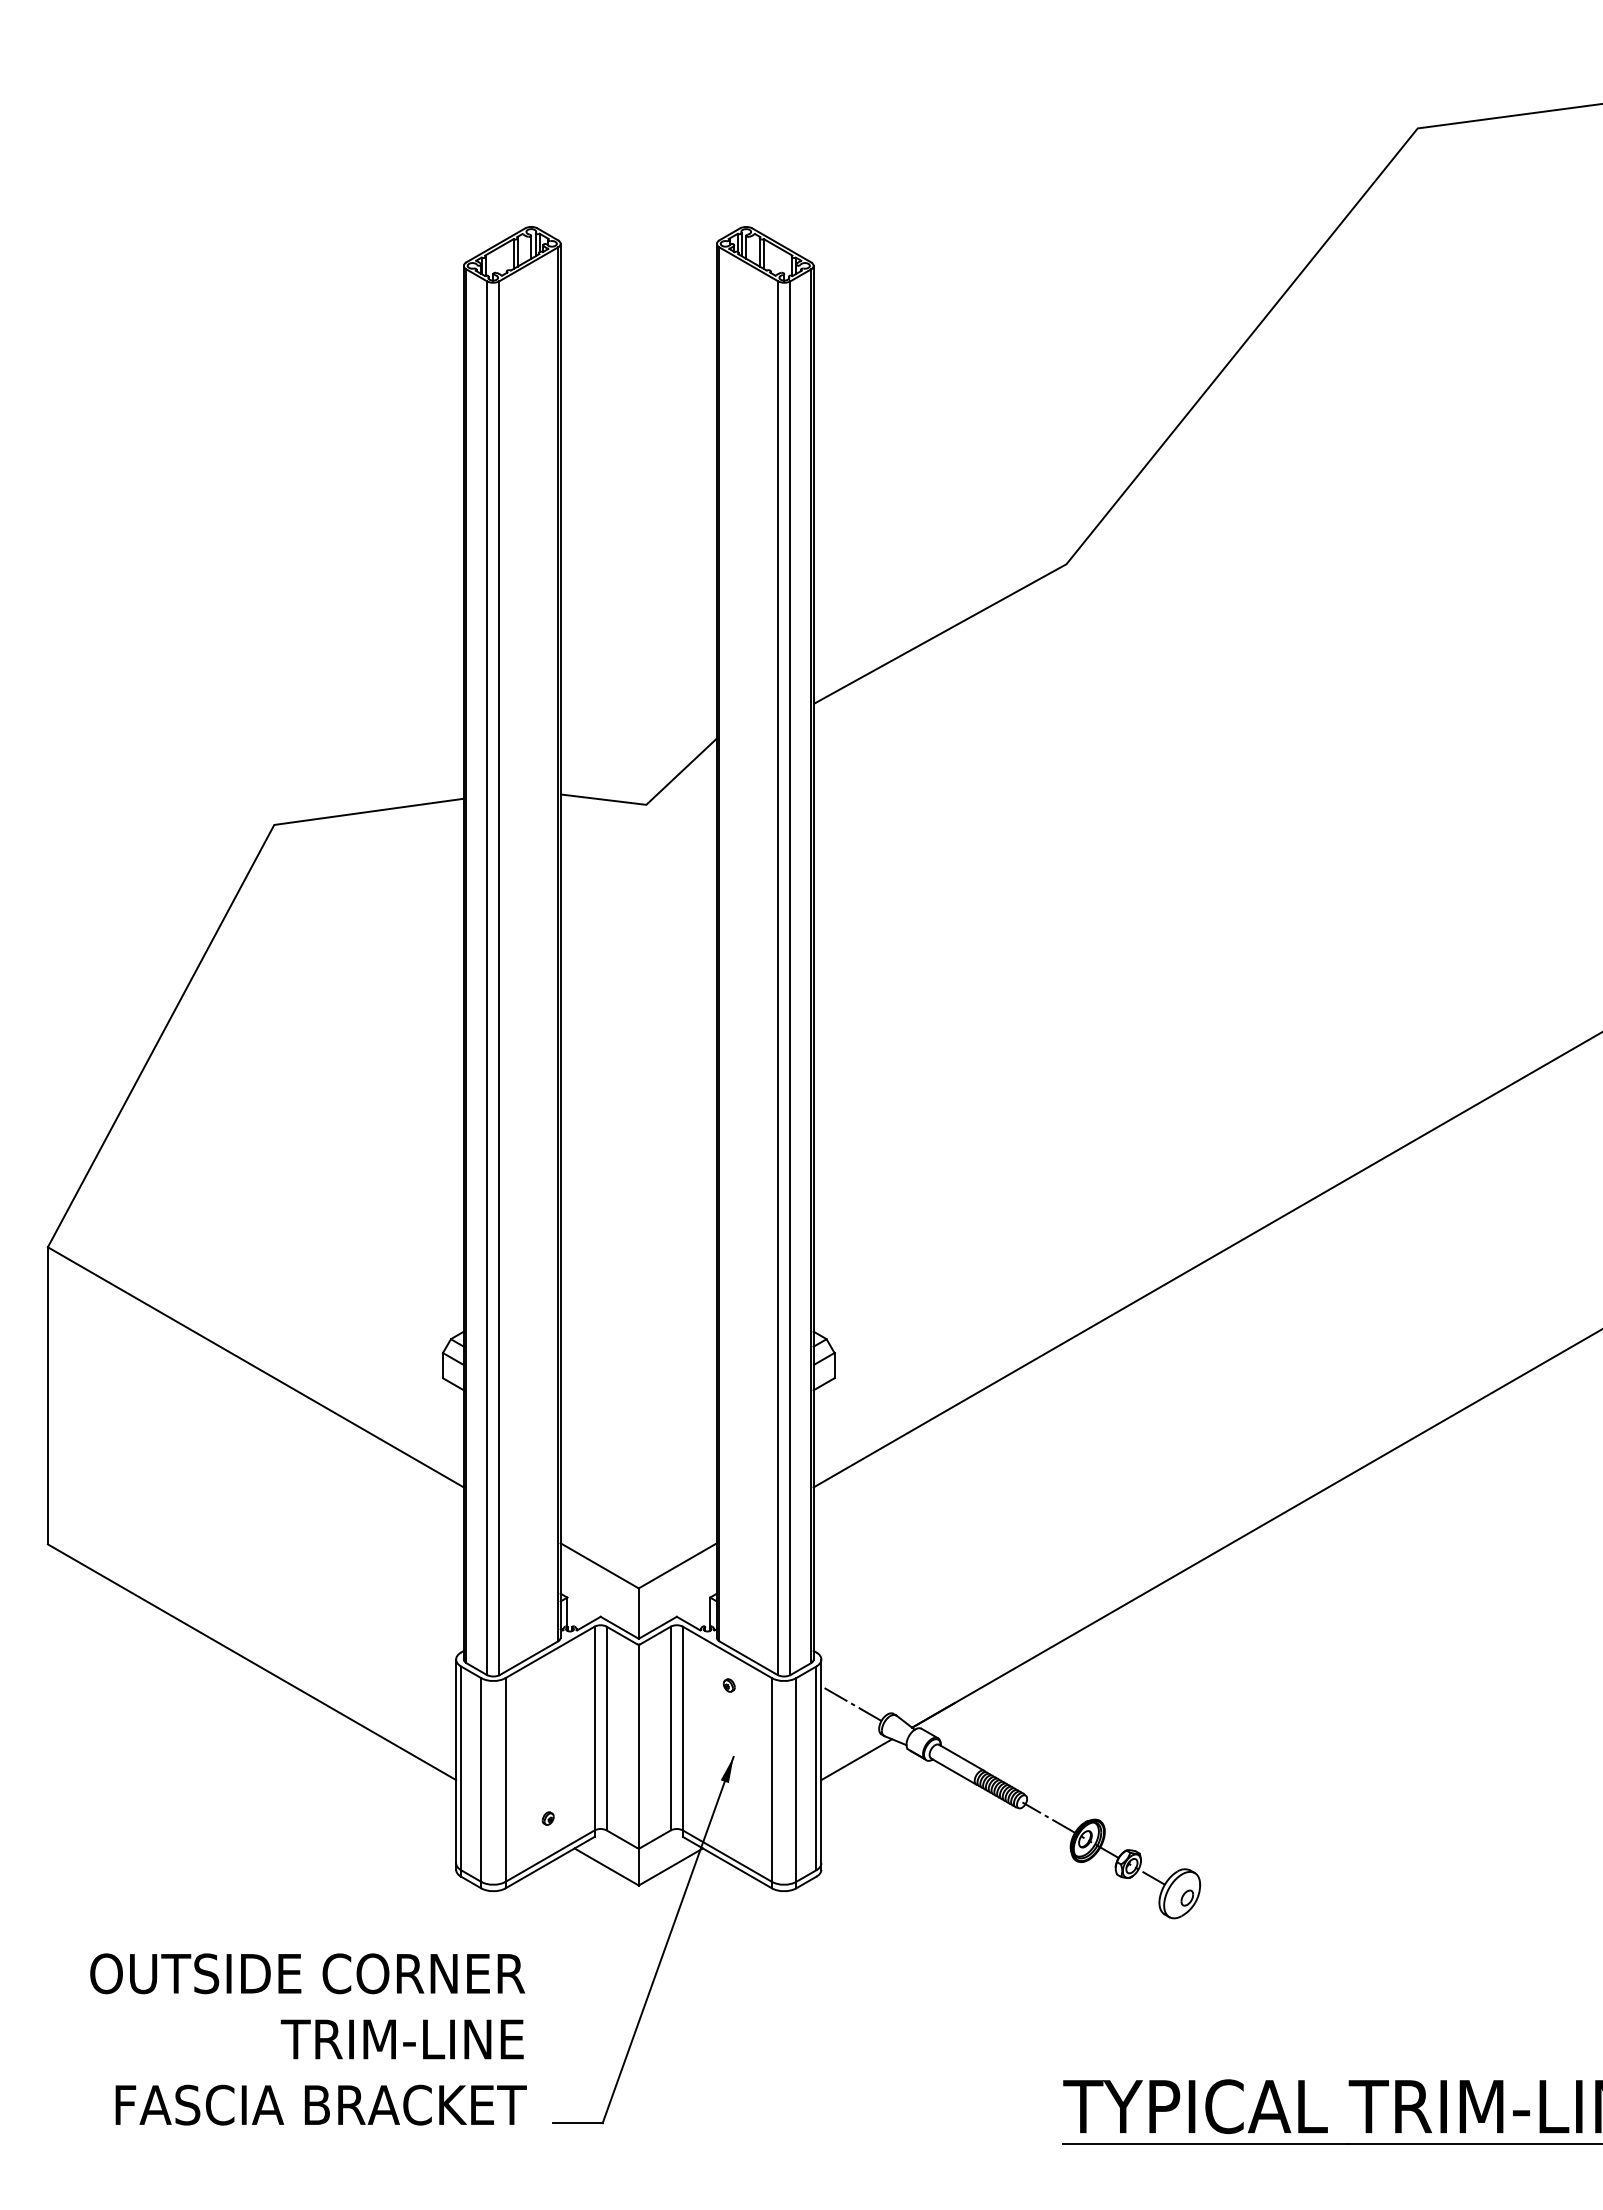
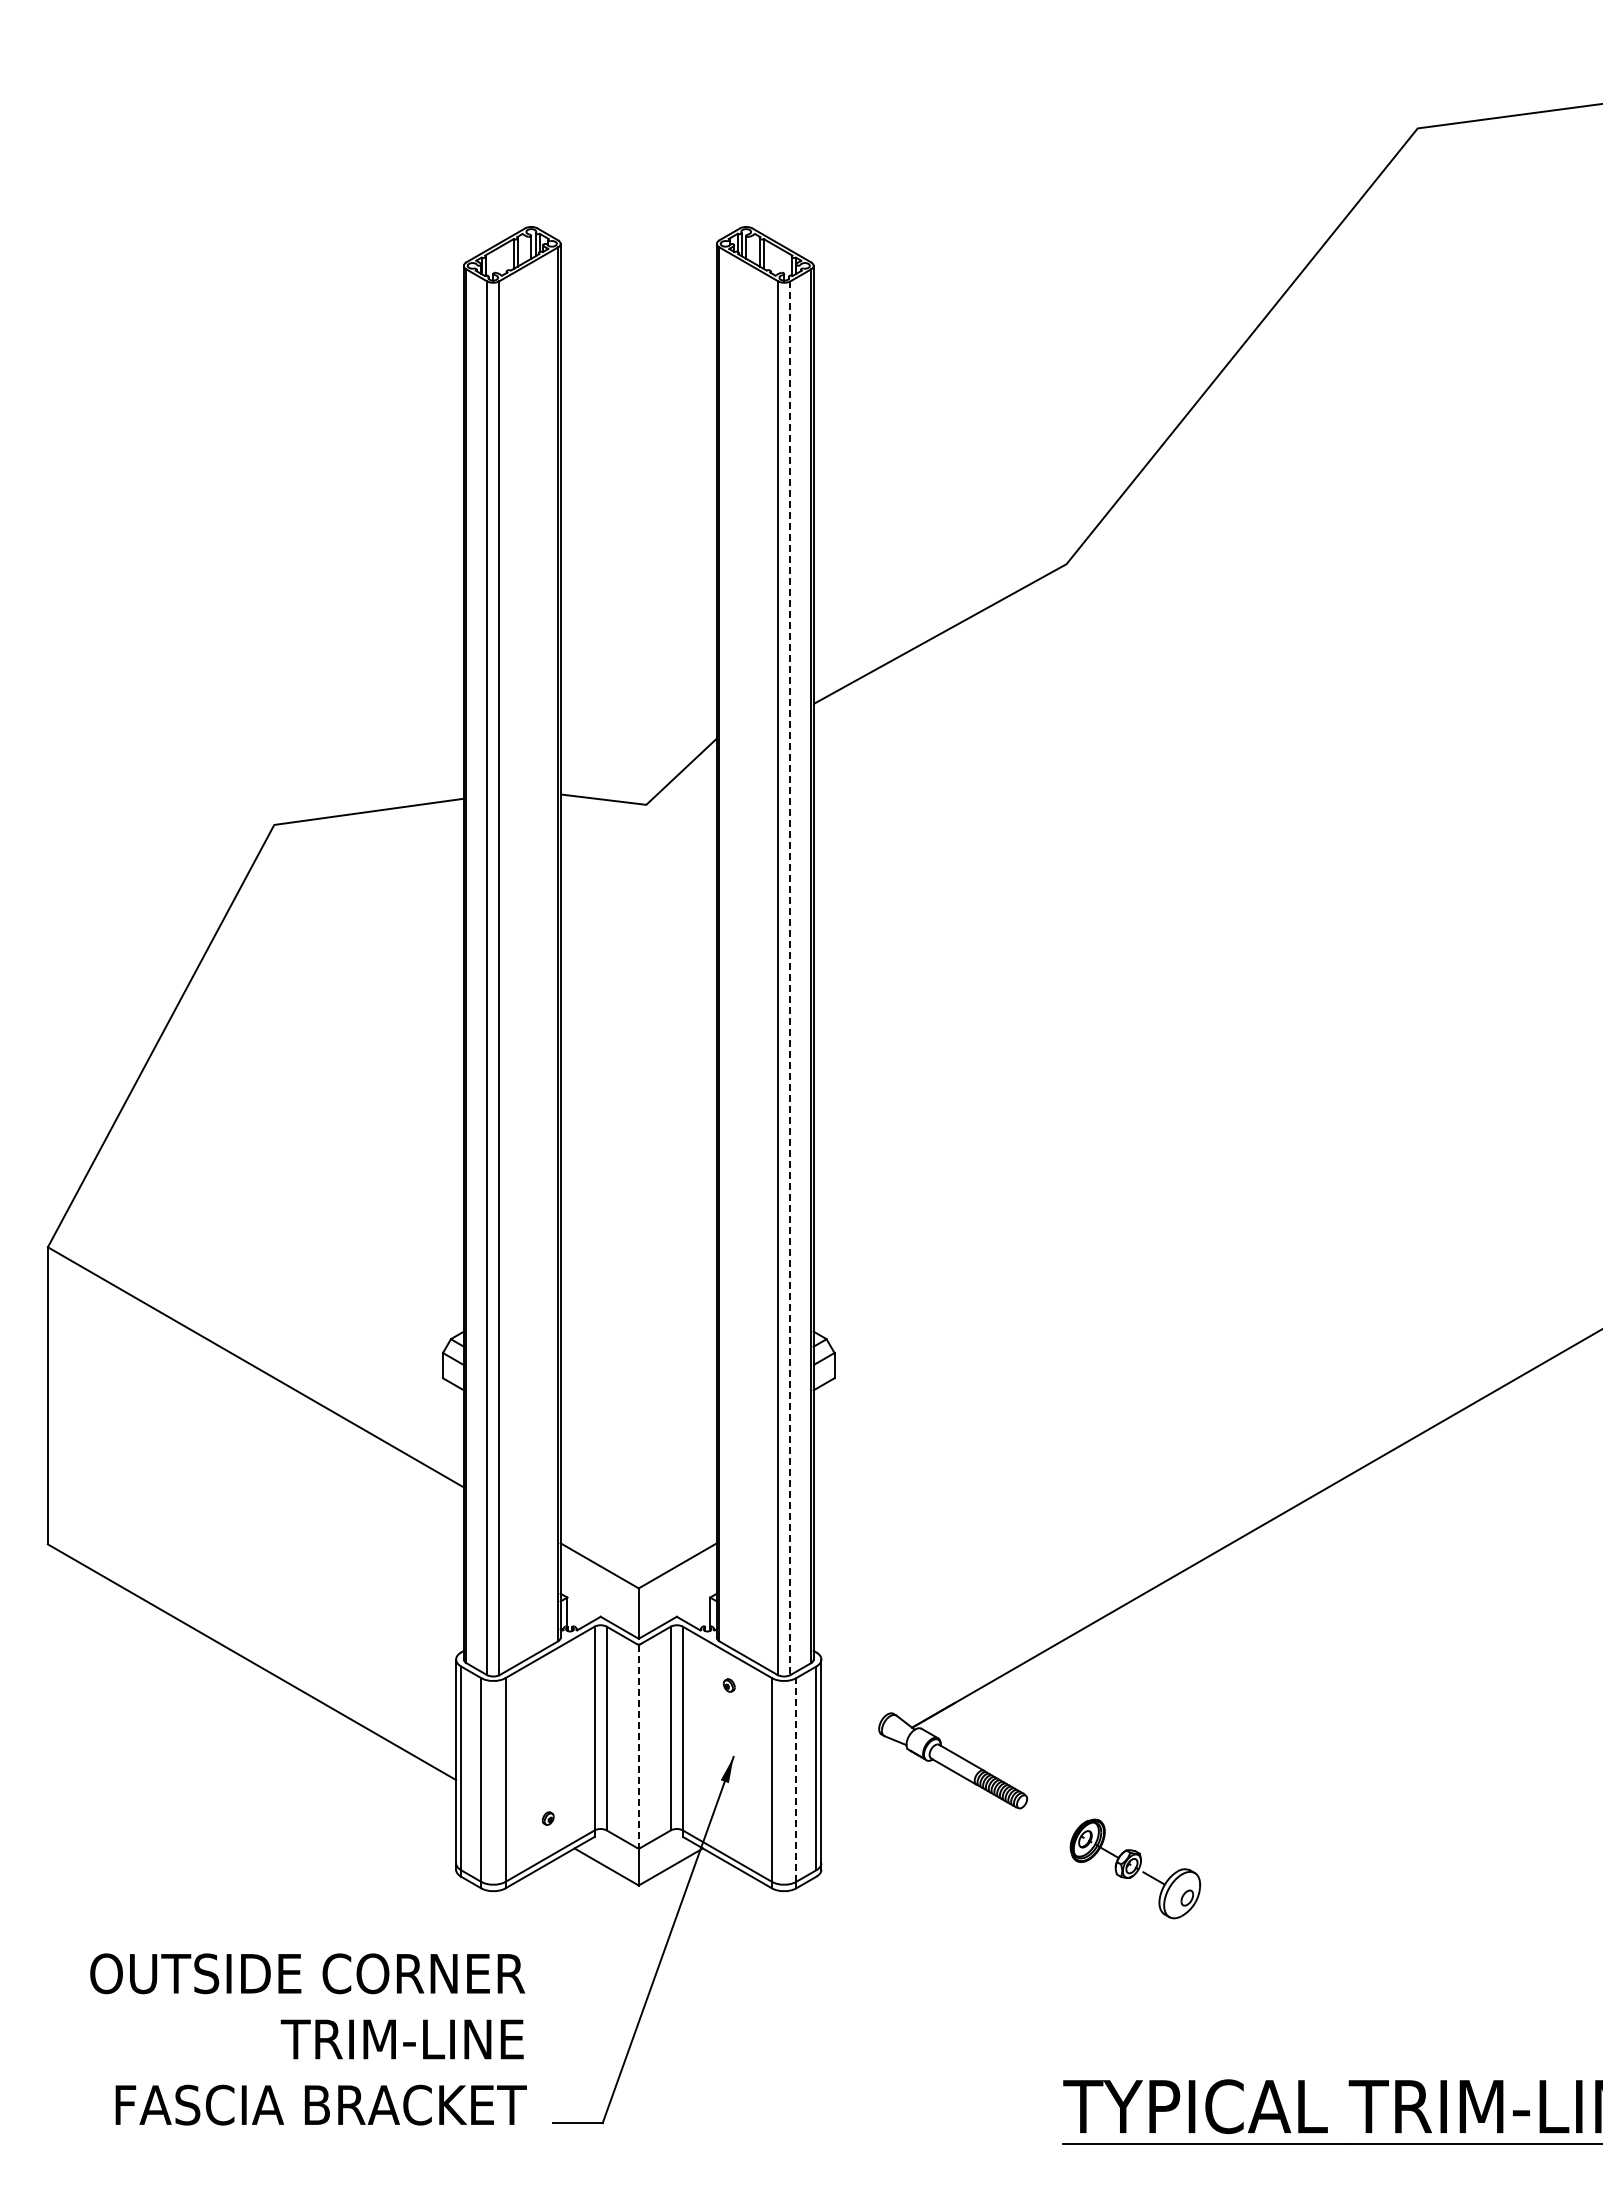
line: solid -> dashed (790, 978)
line: present -> none (1206, 1260)
line: present -> none (851, 1703)
line: solid -> dashed (638, 1746)
line: present -> none (856, 1759)
line: solid -> dashed (796, 1779)
line: present -> none (1048, 1817)
